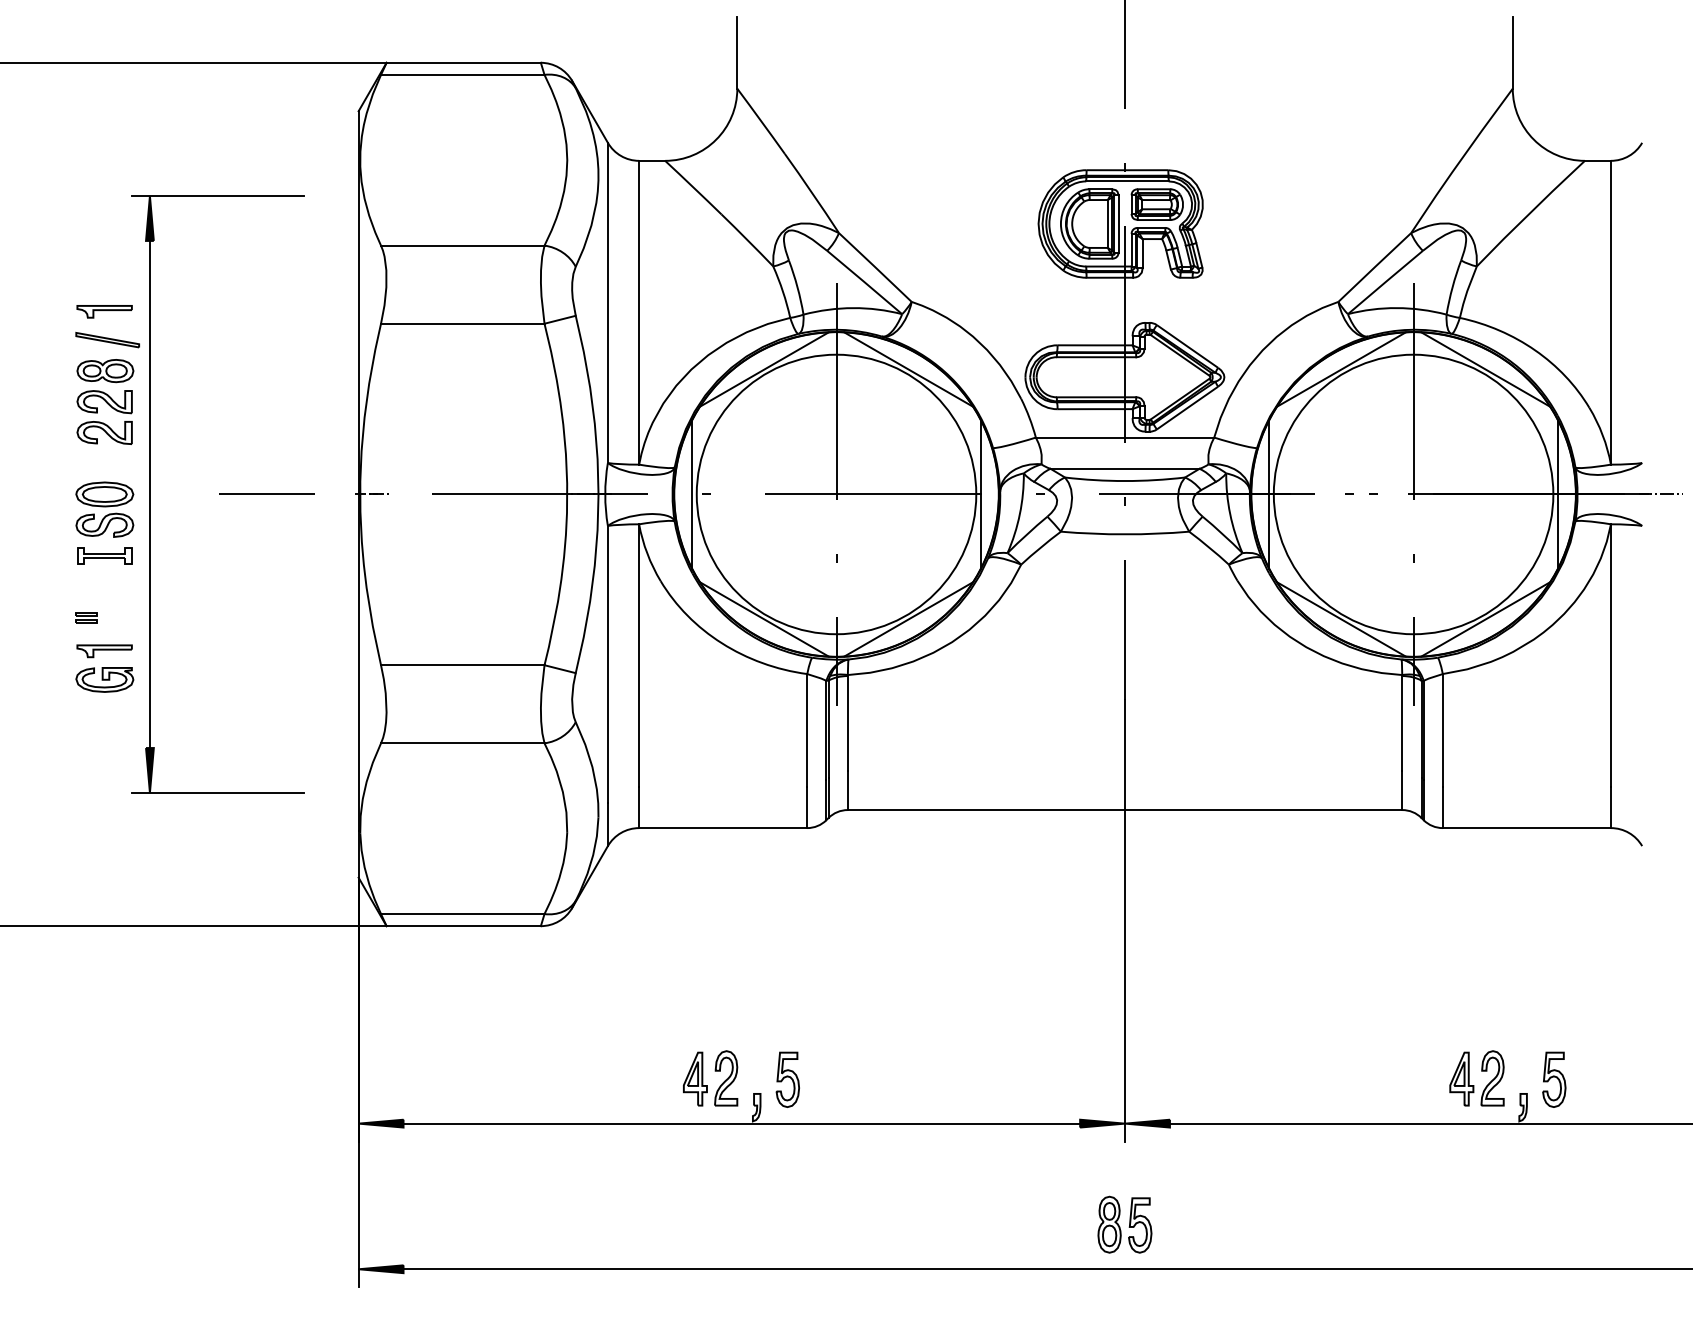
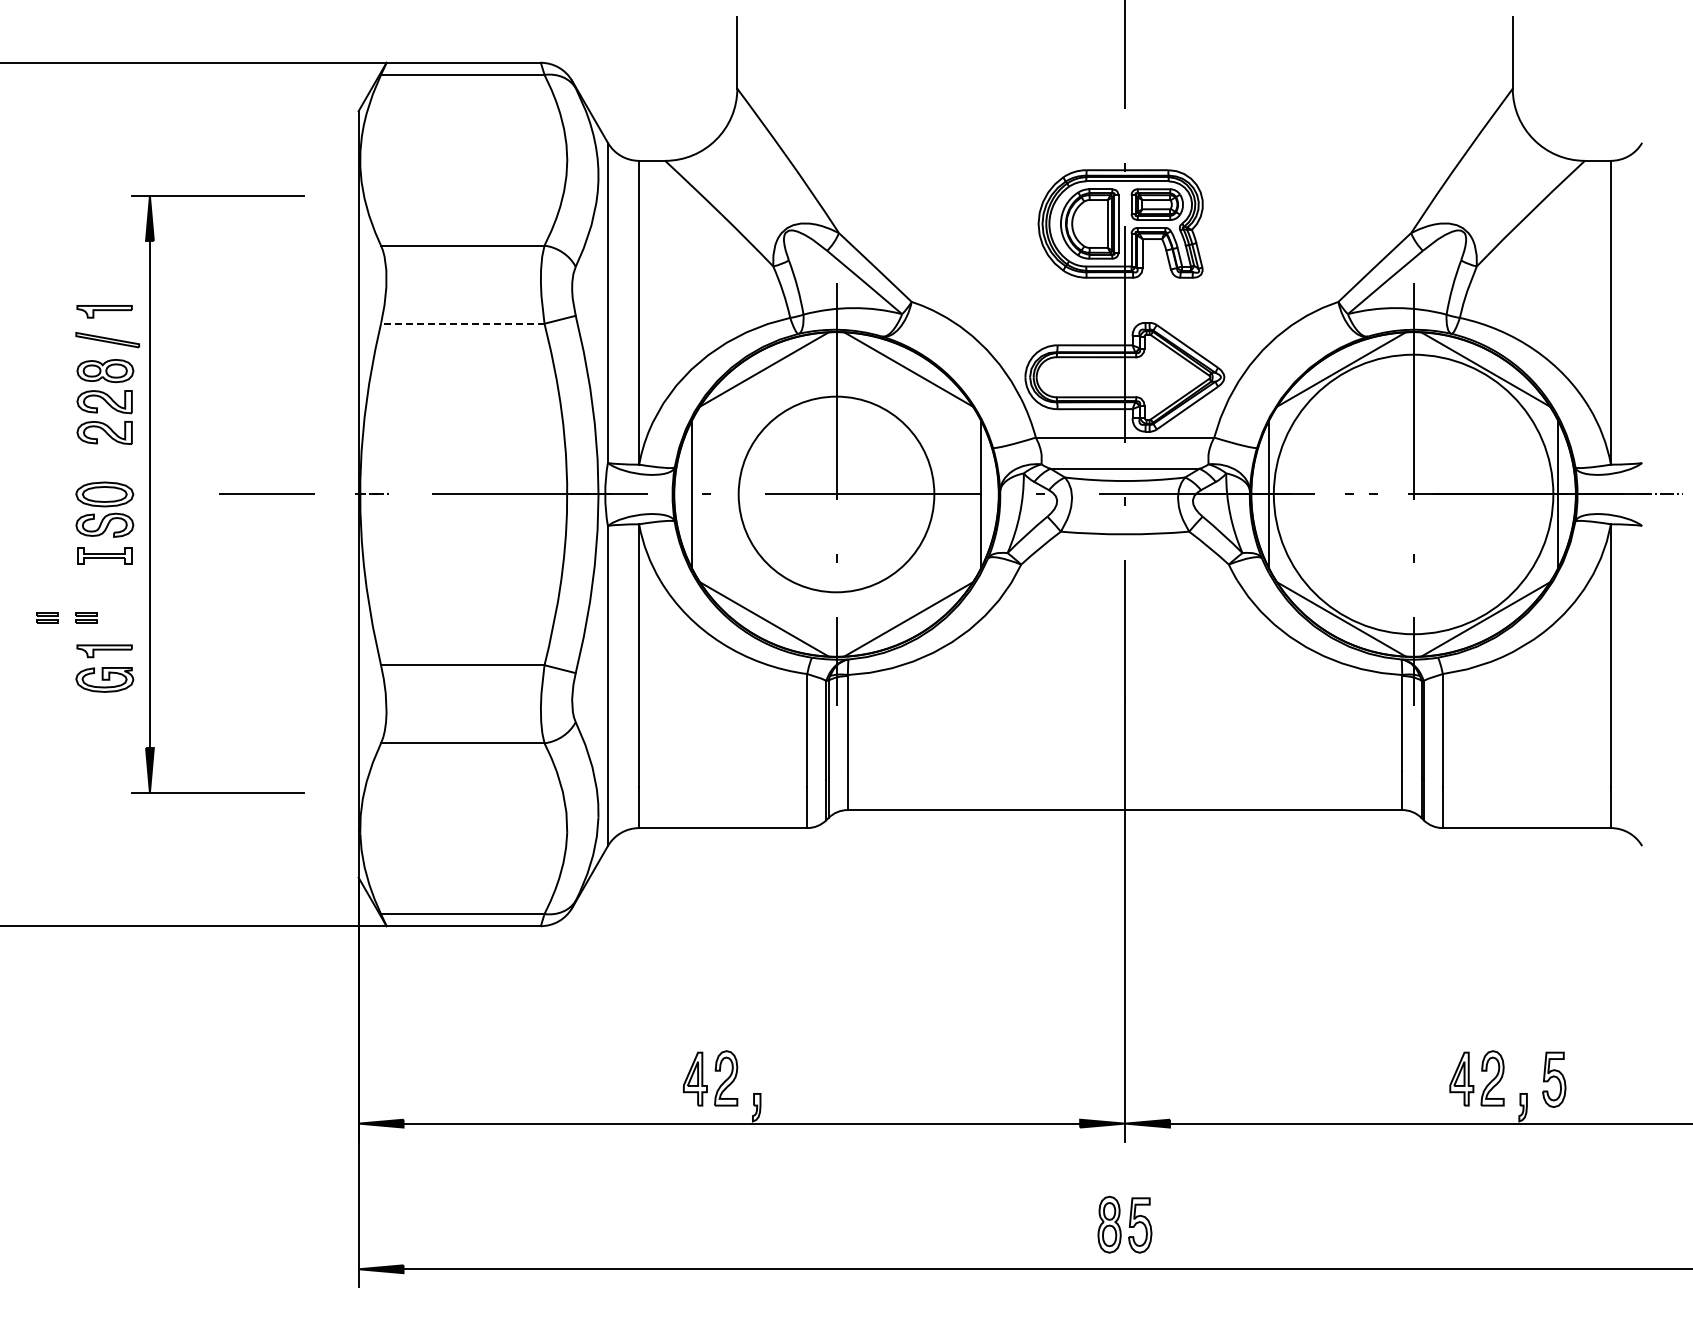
line: solid -> dashed (462, 323)
circle diameter: 280 px -> 196 px (836, 494)
part: none -> present (47, 617)
part: present -> none (787, 1079)
